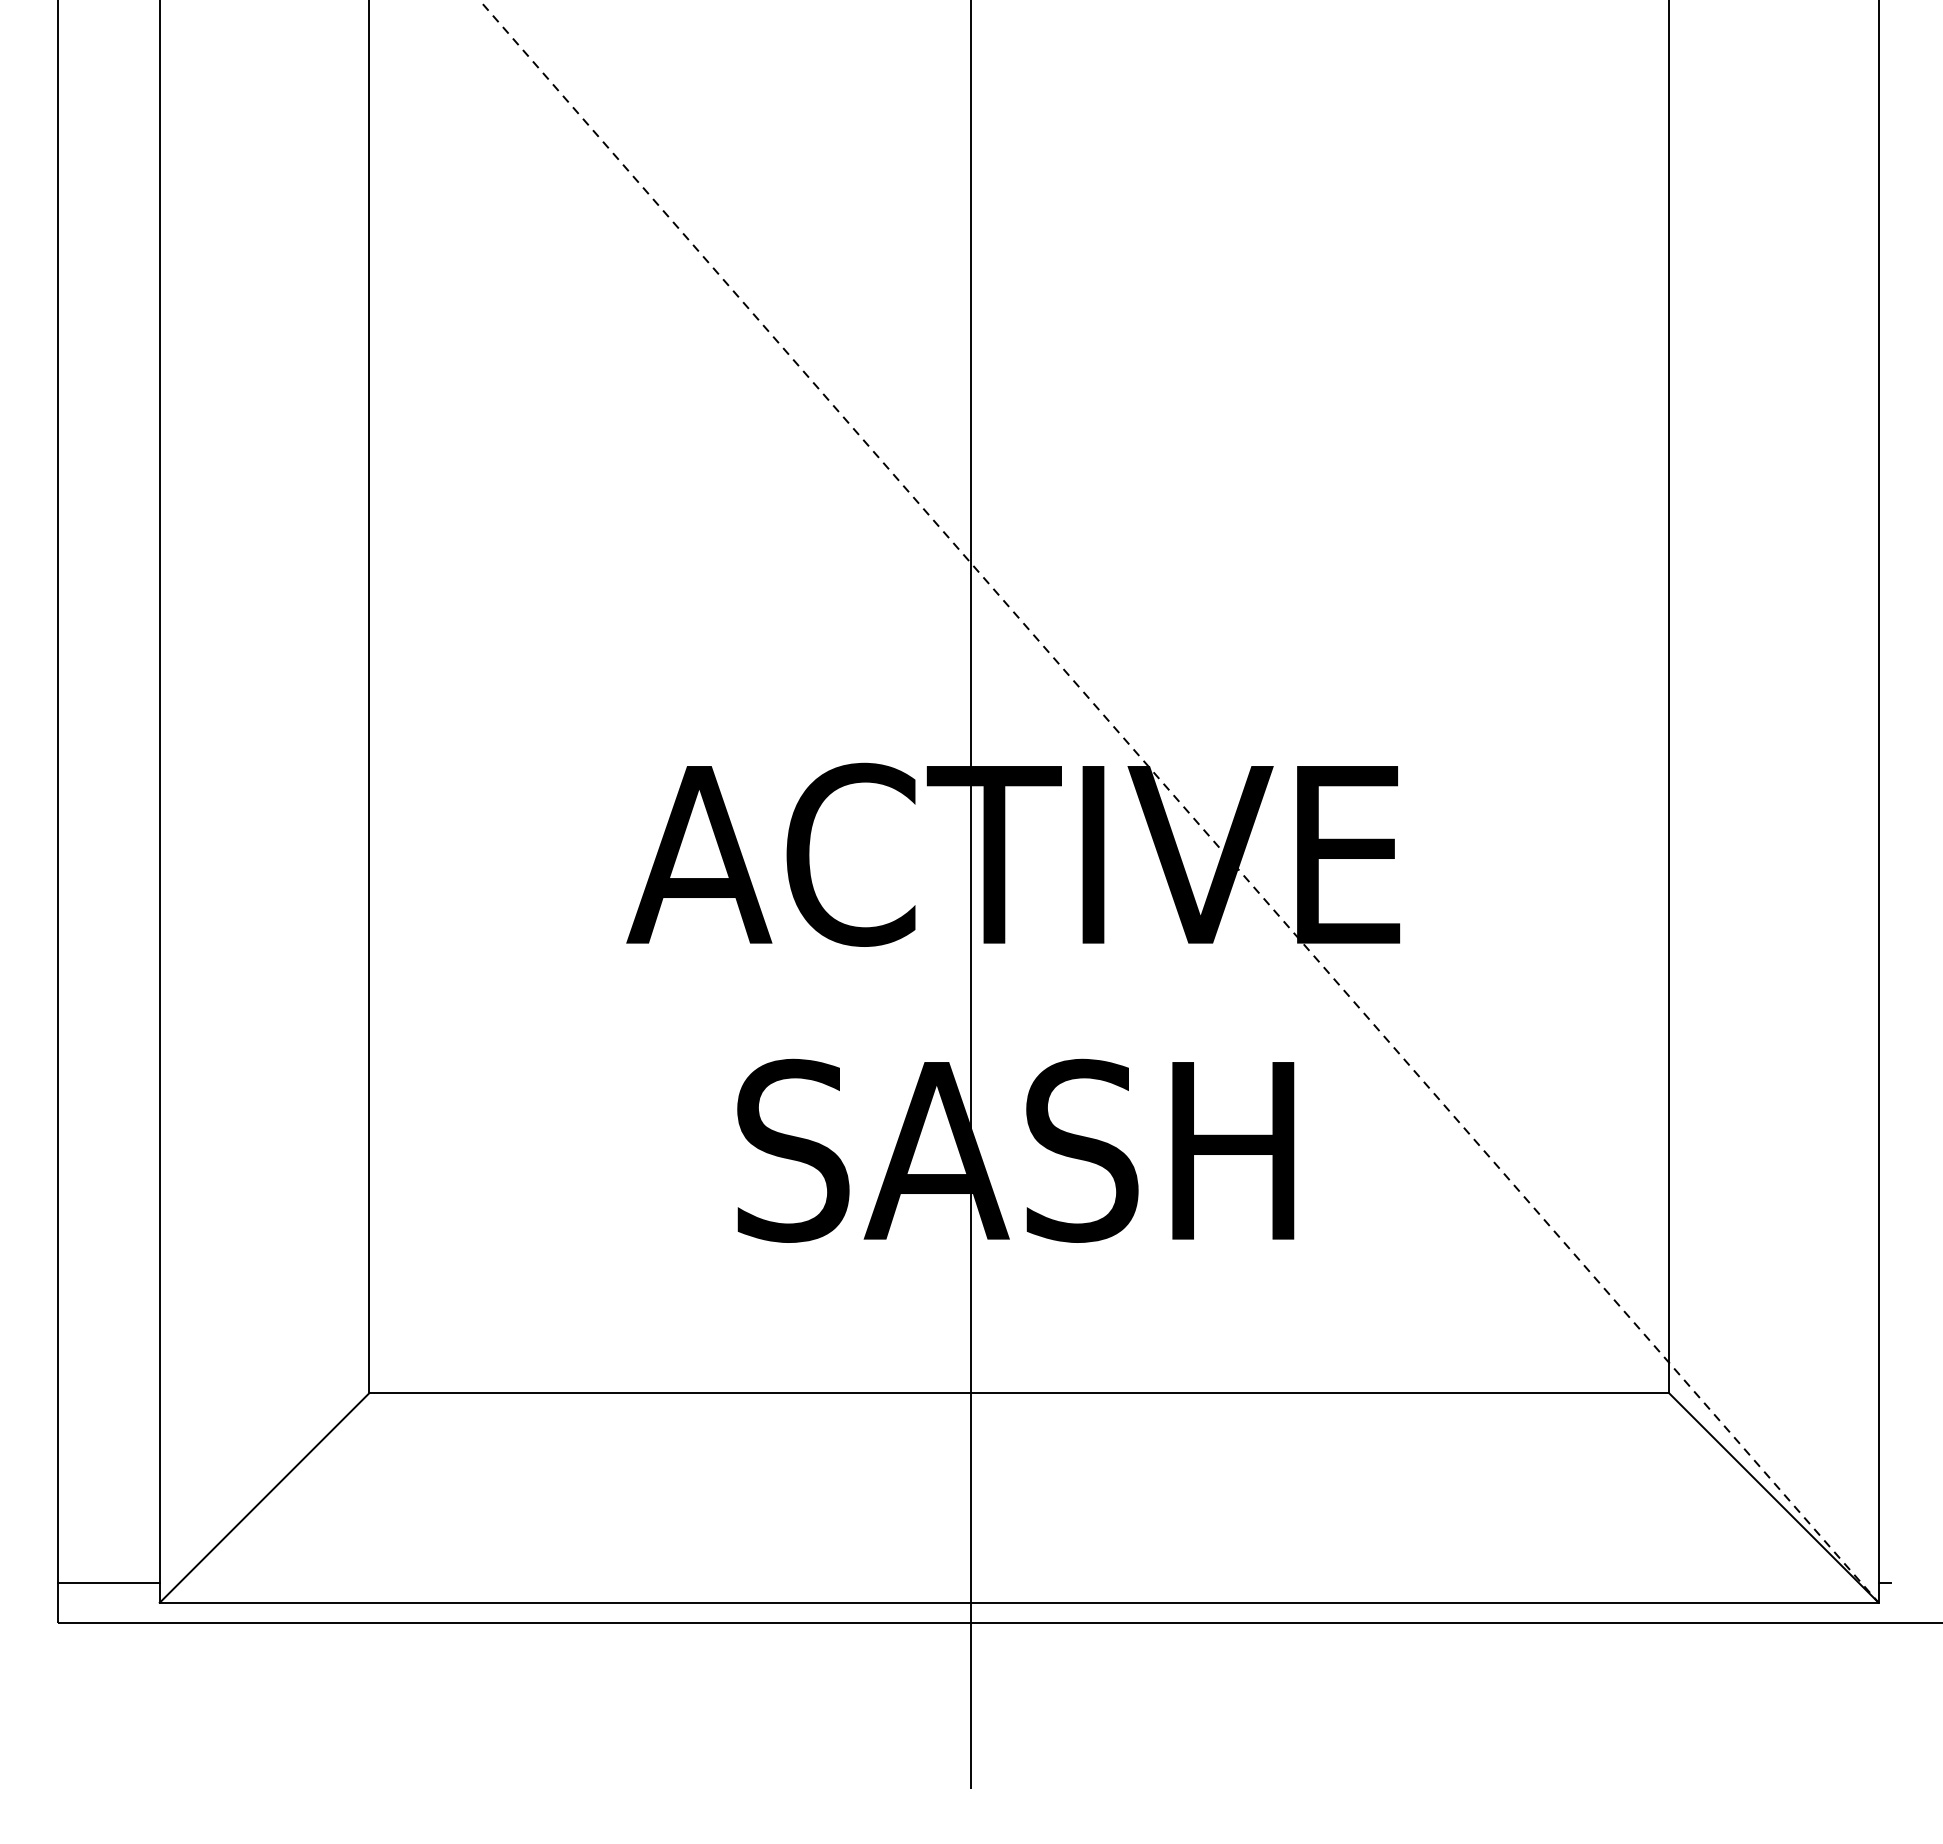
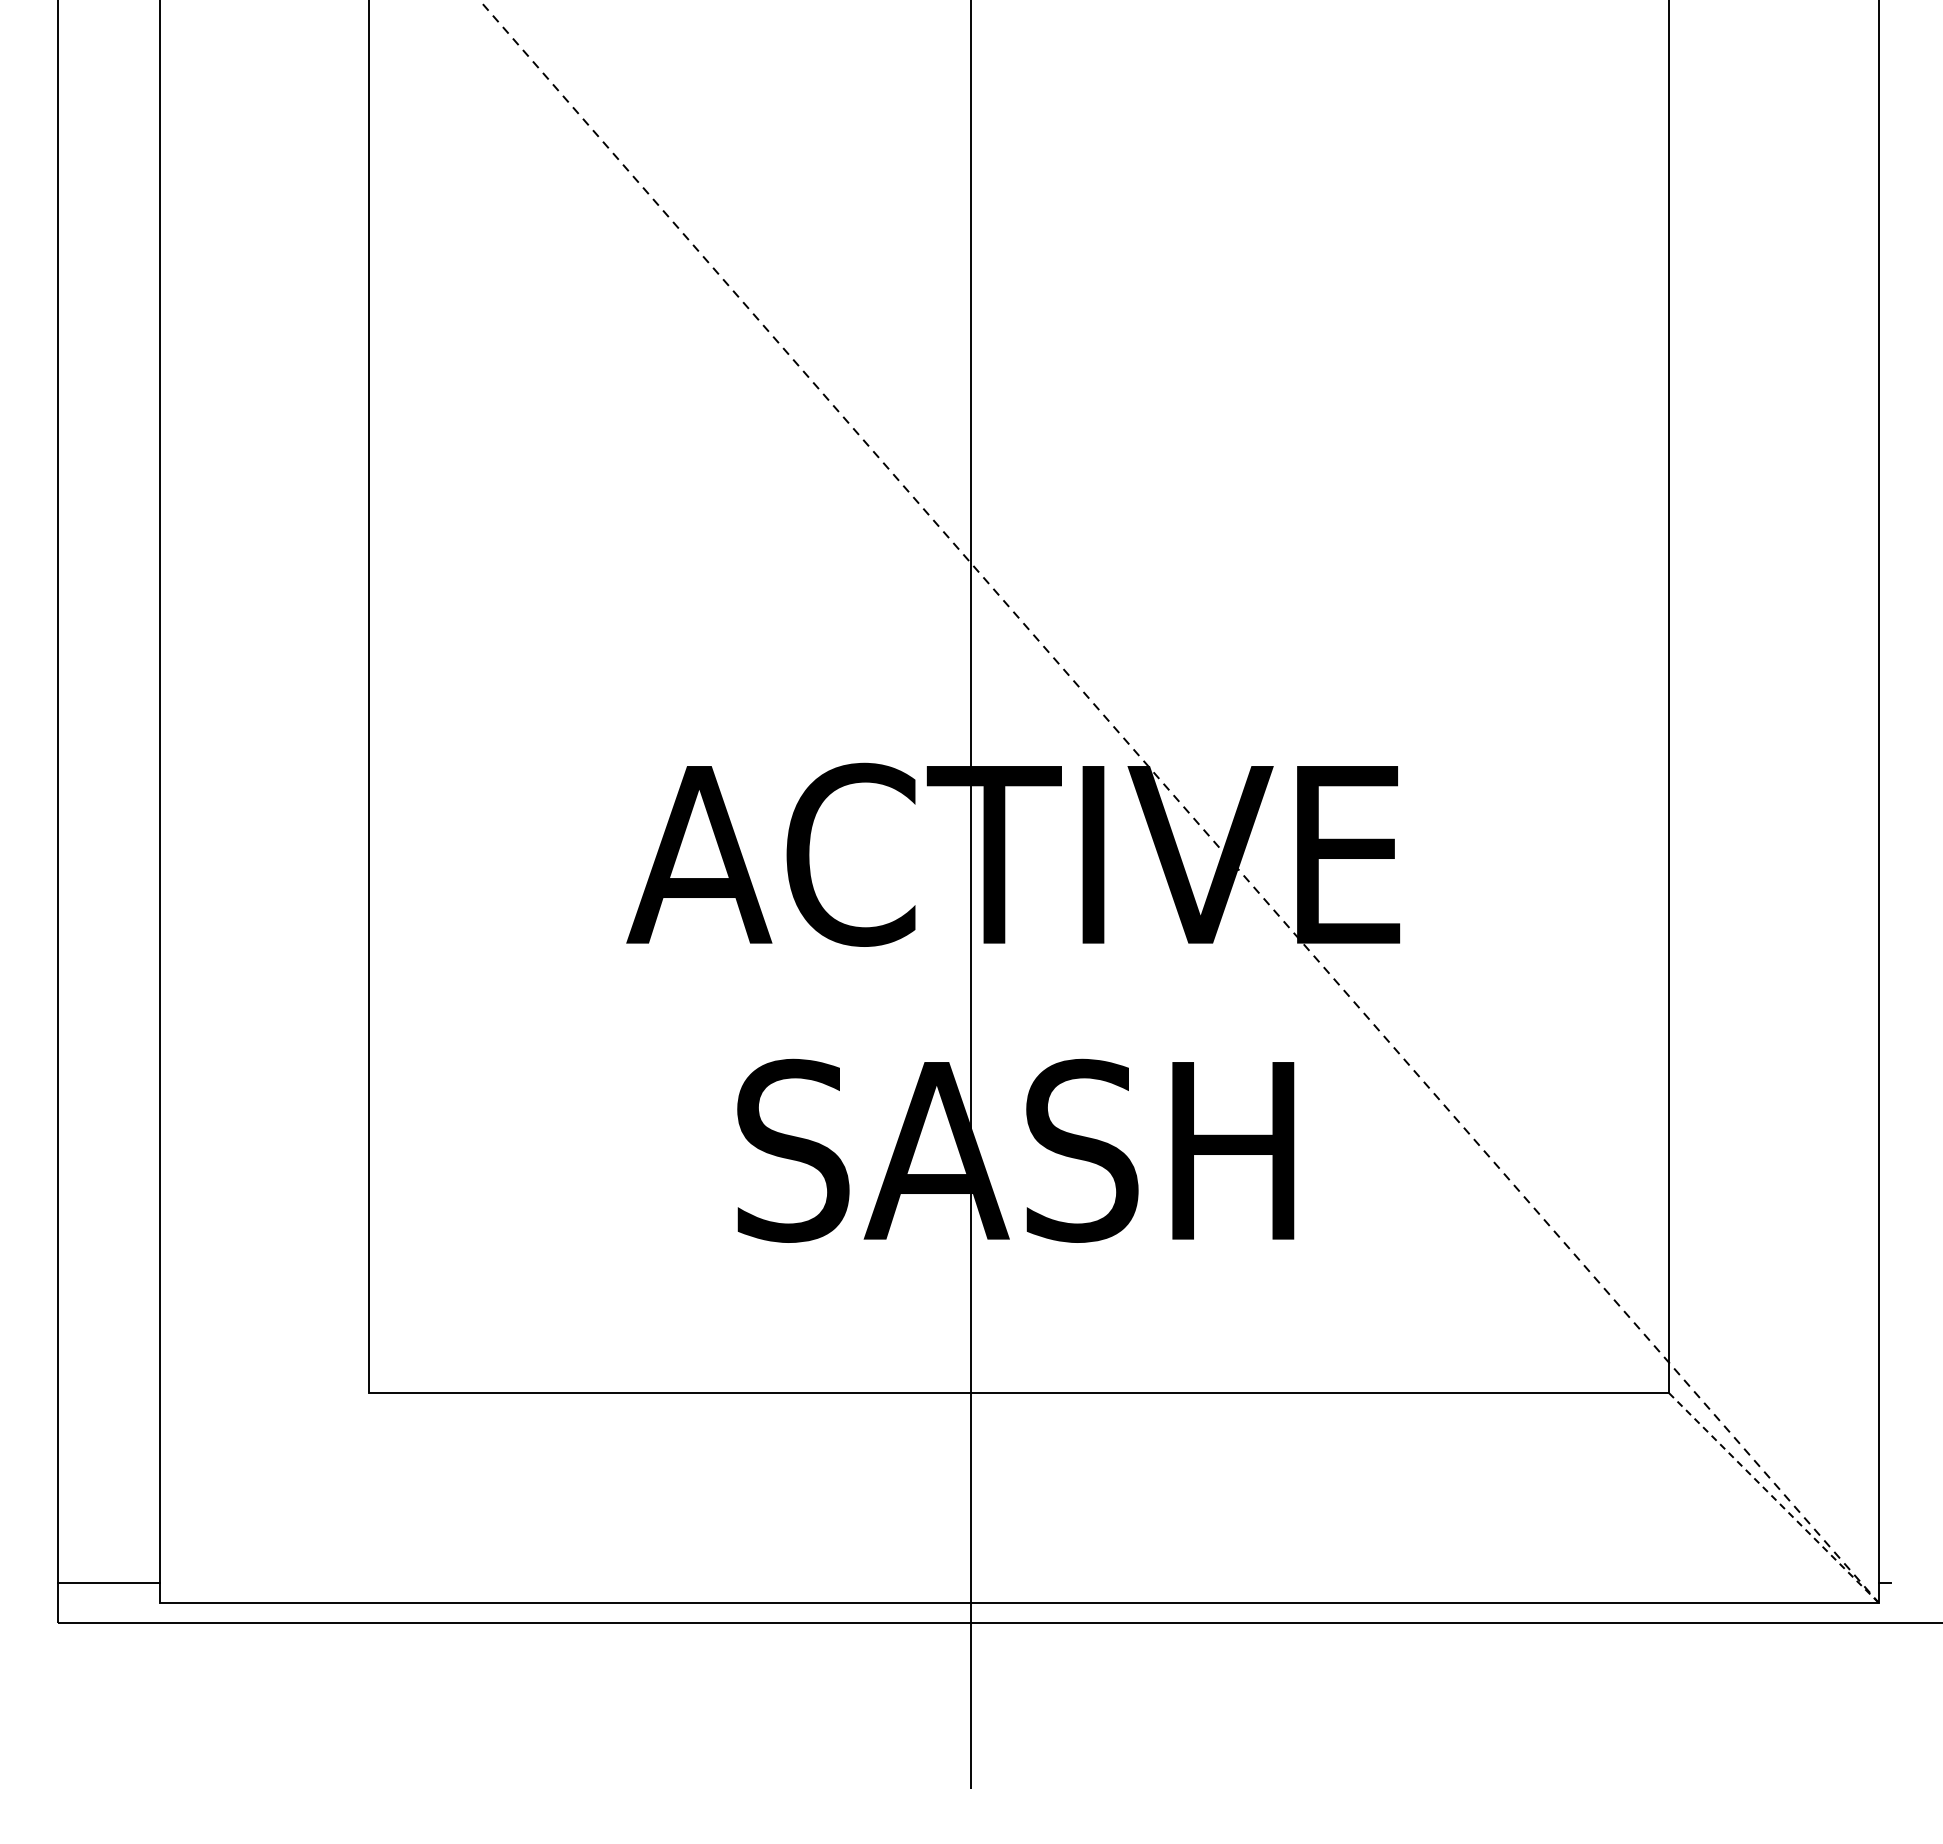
line: present -> none (264, 1497)
line: solid -> dashed (1774, 1498)
